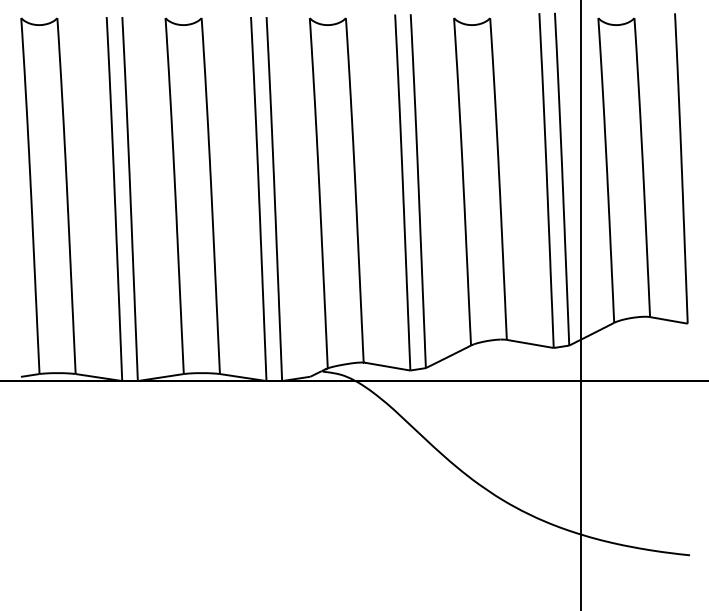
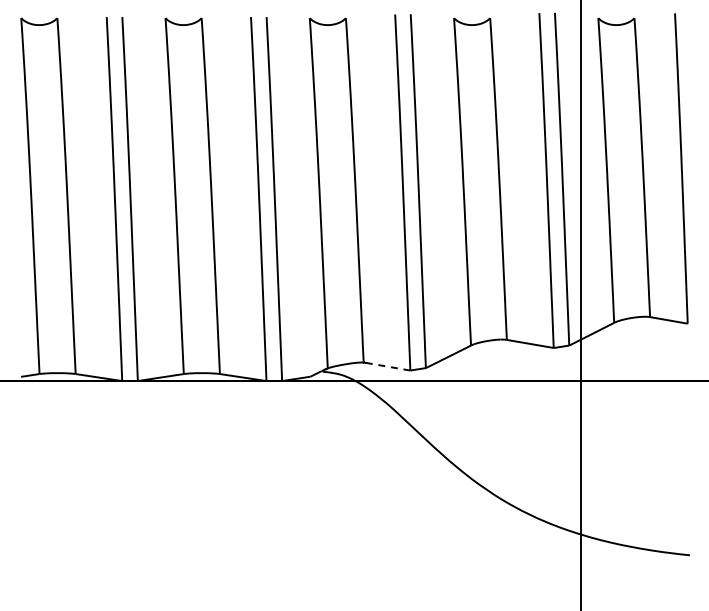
line: solid -> dashed (389, 366)
